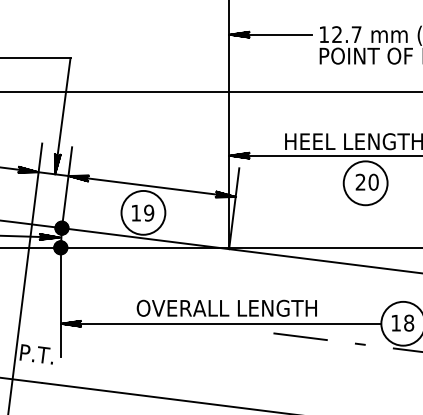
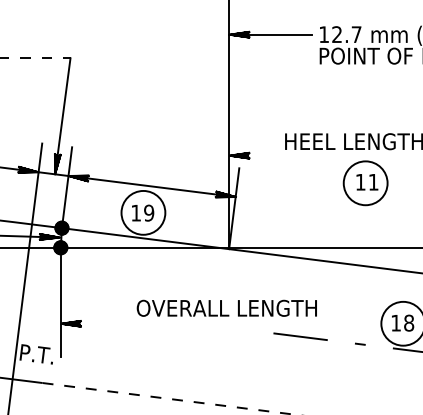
line: solid -> dashed (35, 58)
line: present -> none (210, 91)
line: present -> none (324, 155)
text: 20 -> 11 (366, 181)
line: present -> none (220, 323)
line: solid -> dashed (169, 398)
